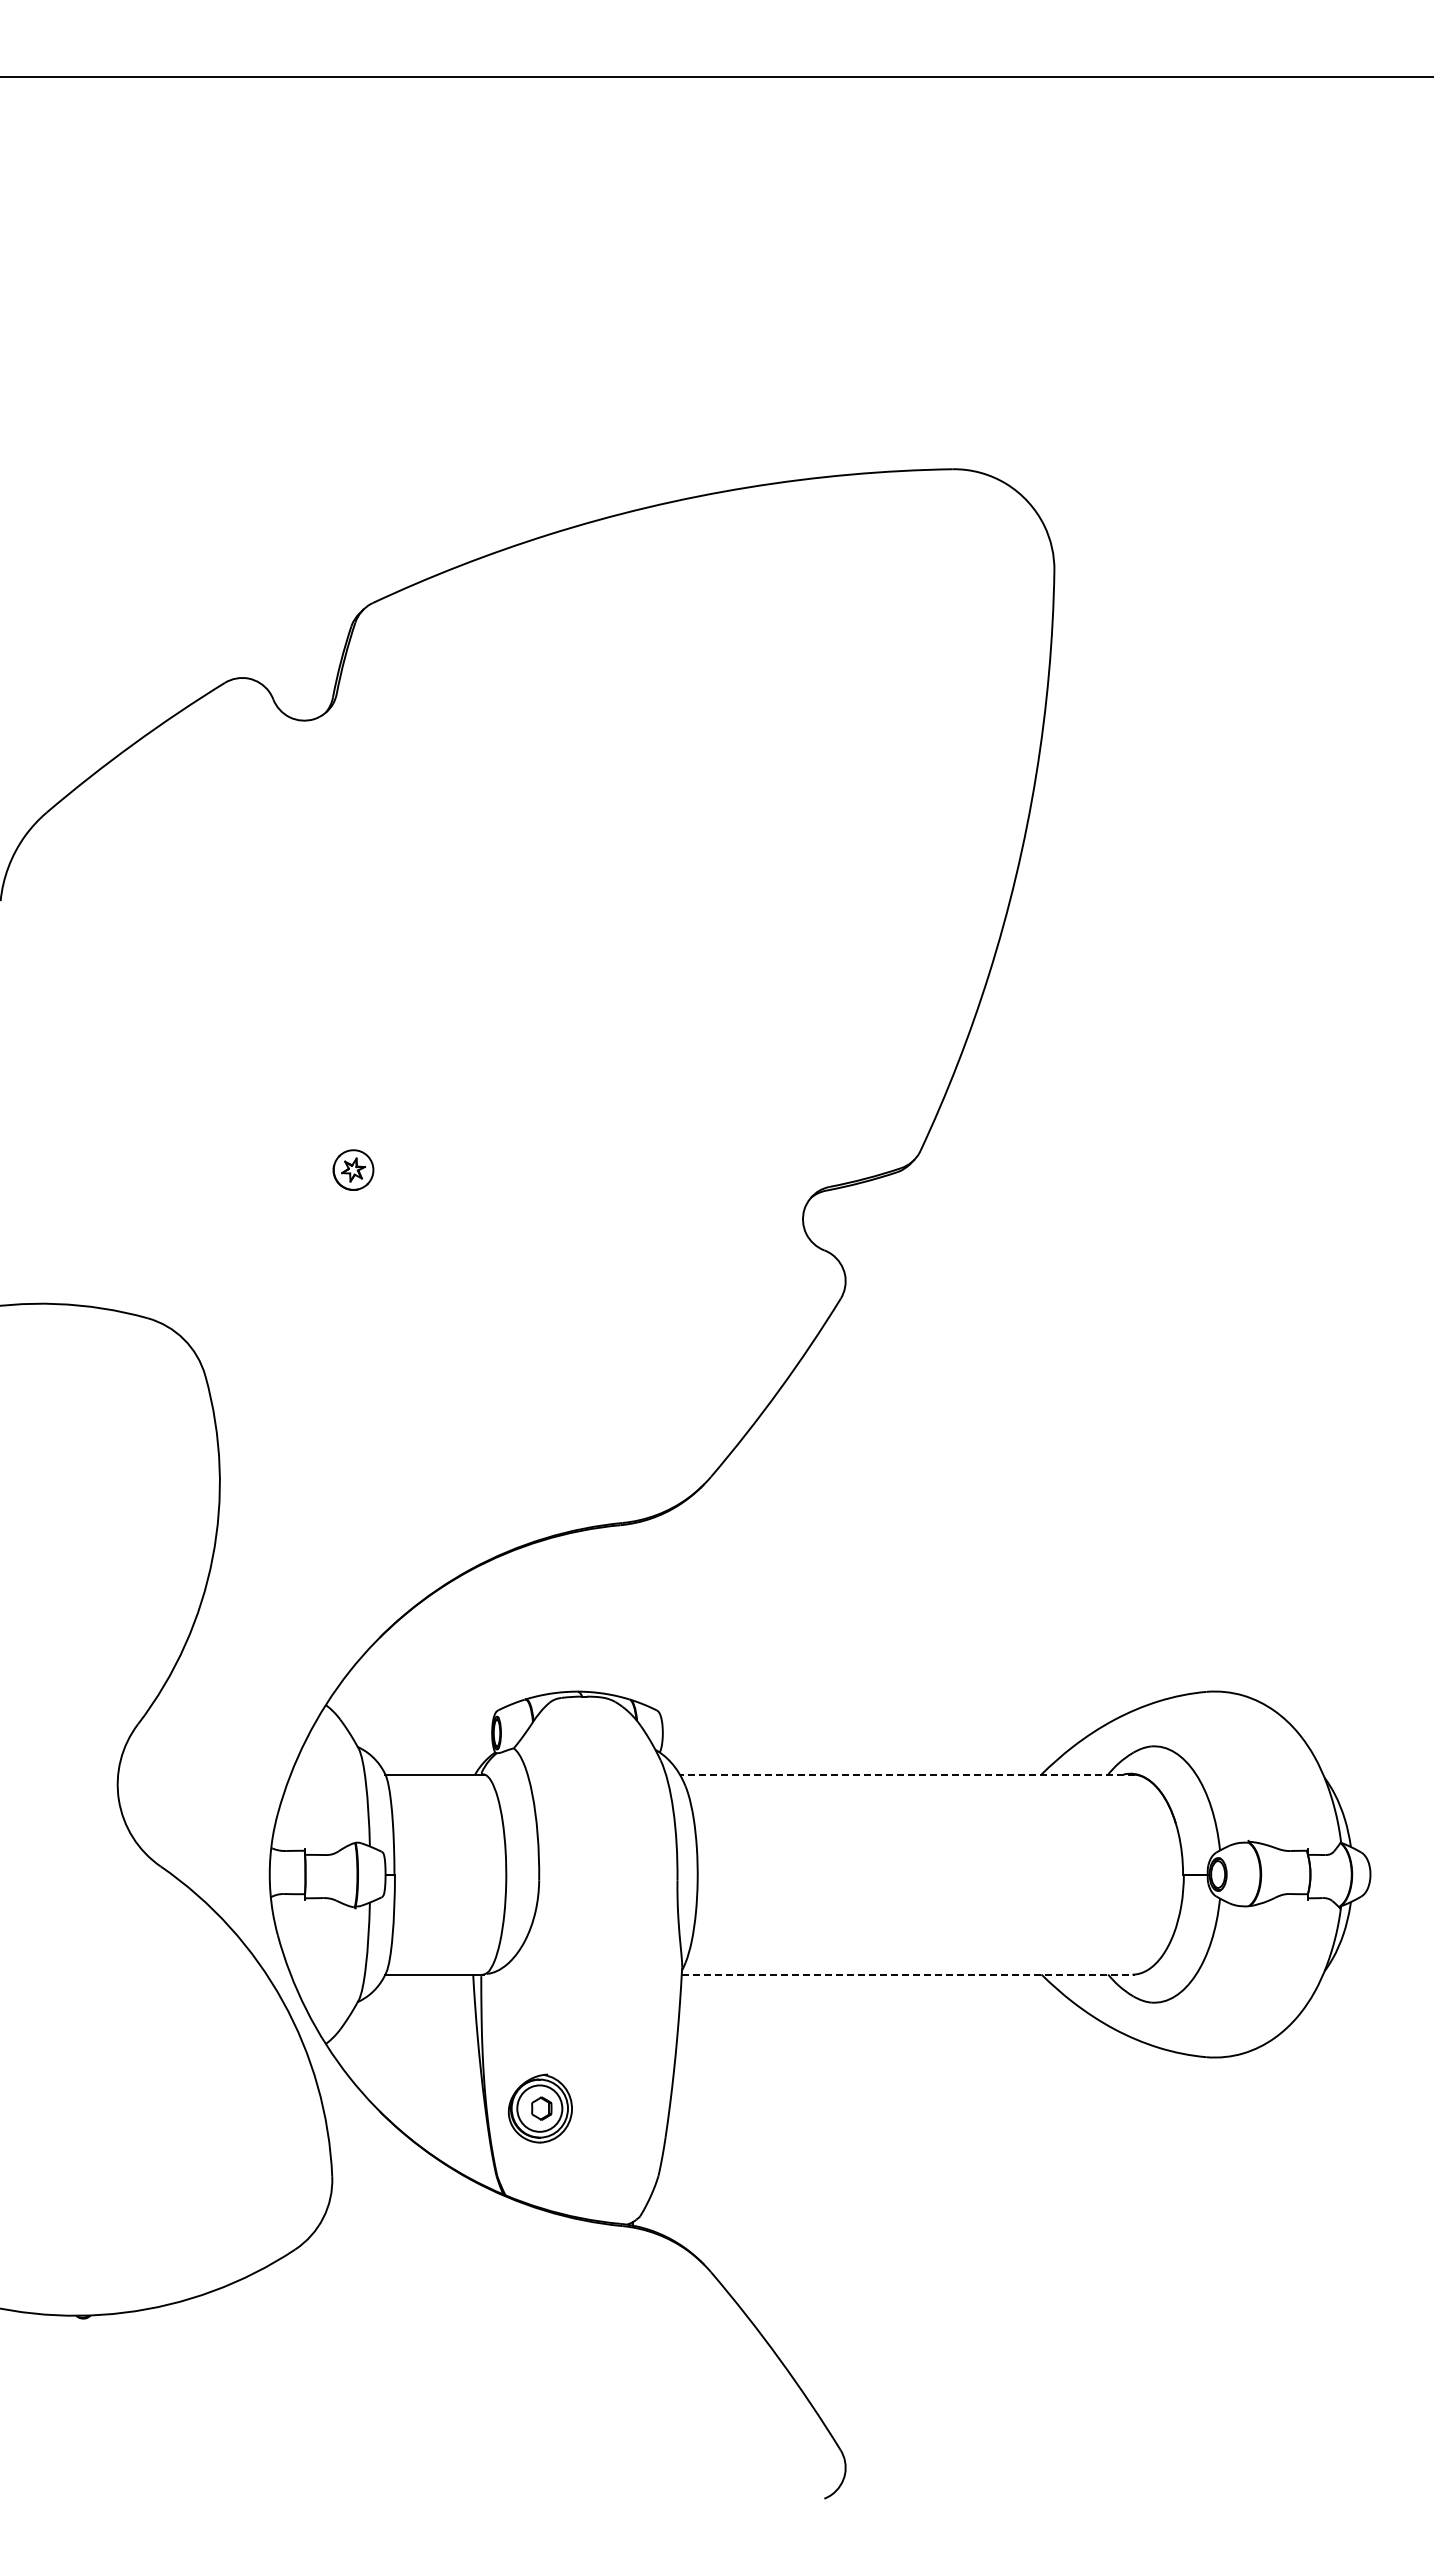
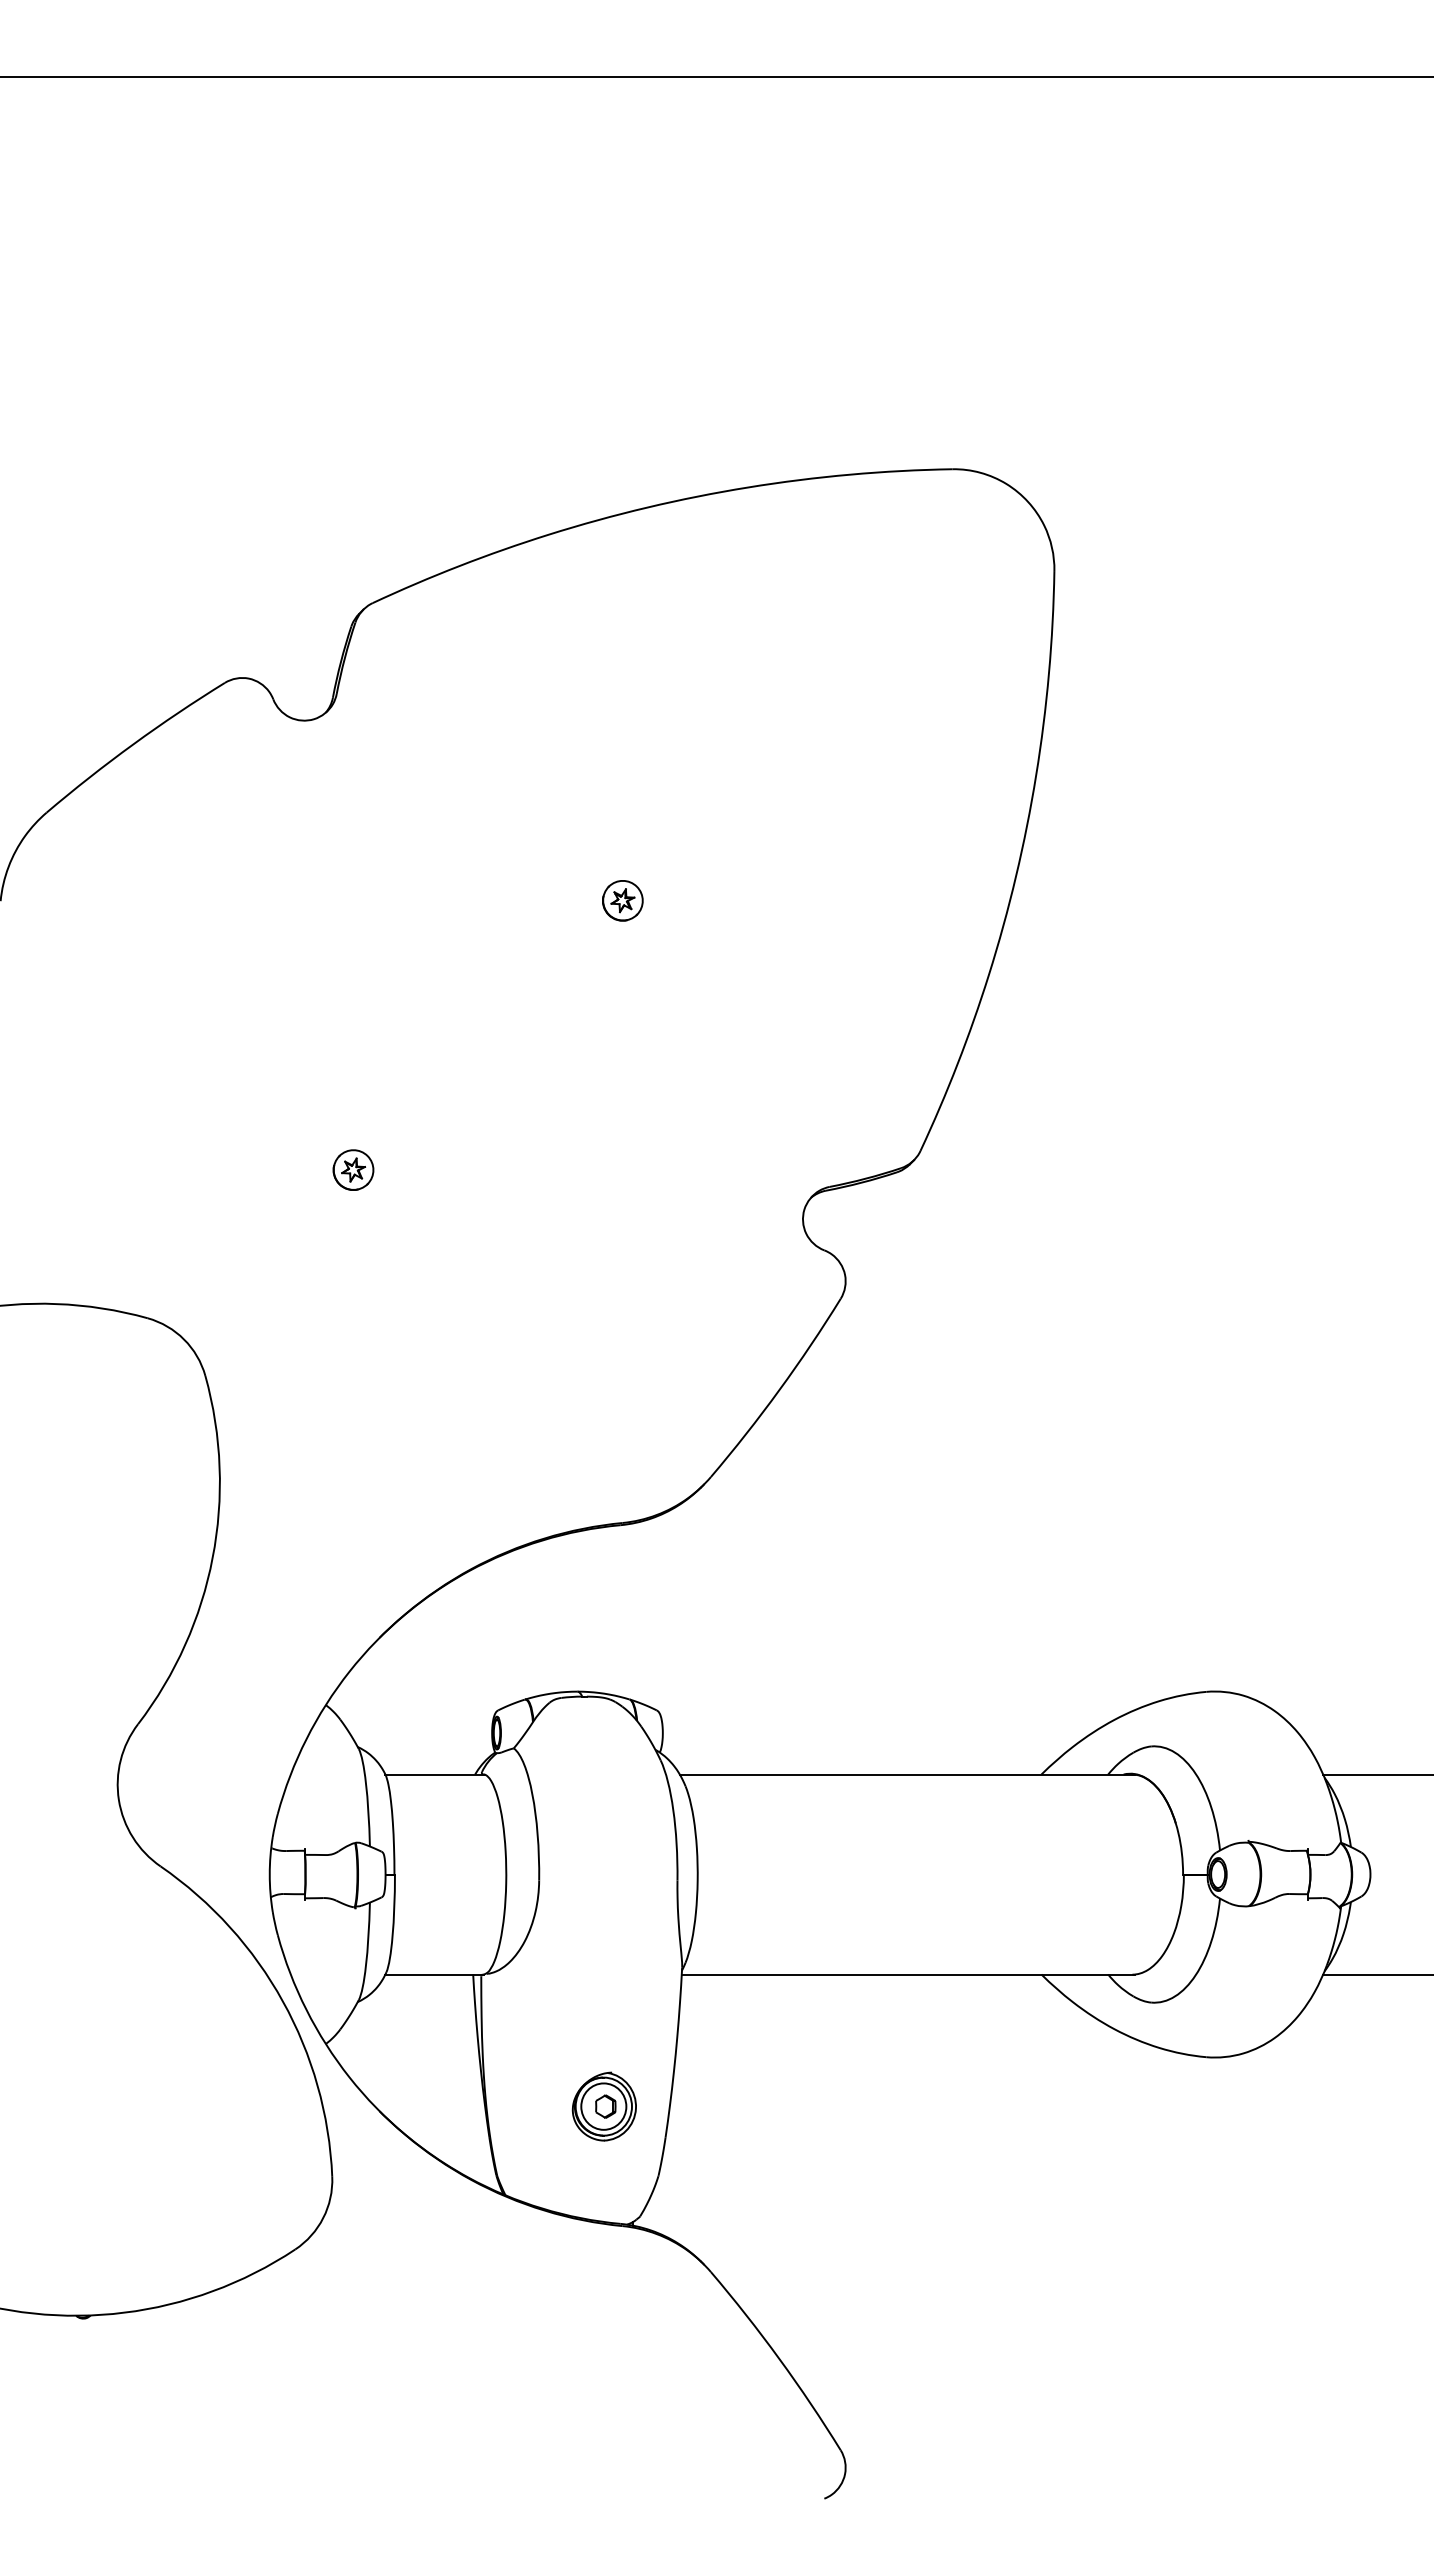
part: none -> present (622, 900)
line: dashed -> solid (906, 1774)
line: none -> present (1376, 1774)
line: dashed -> solid (908, 1974)
line: none -> present (1376, 1974)
part position: (539, 2108) -> (603, 2106) (603, 2106)
